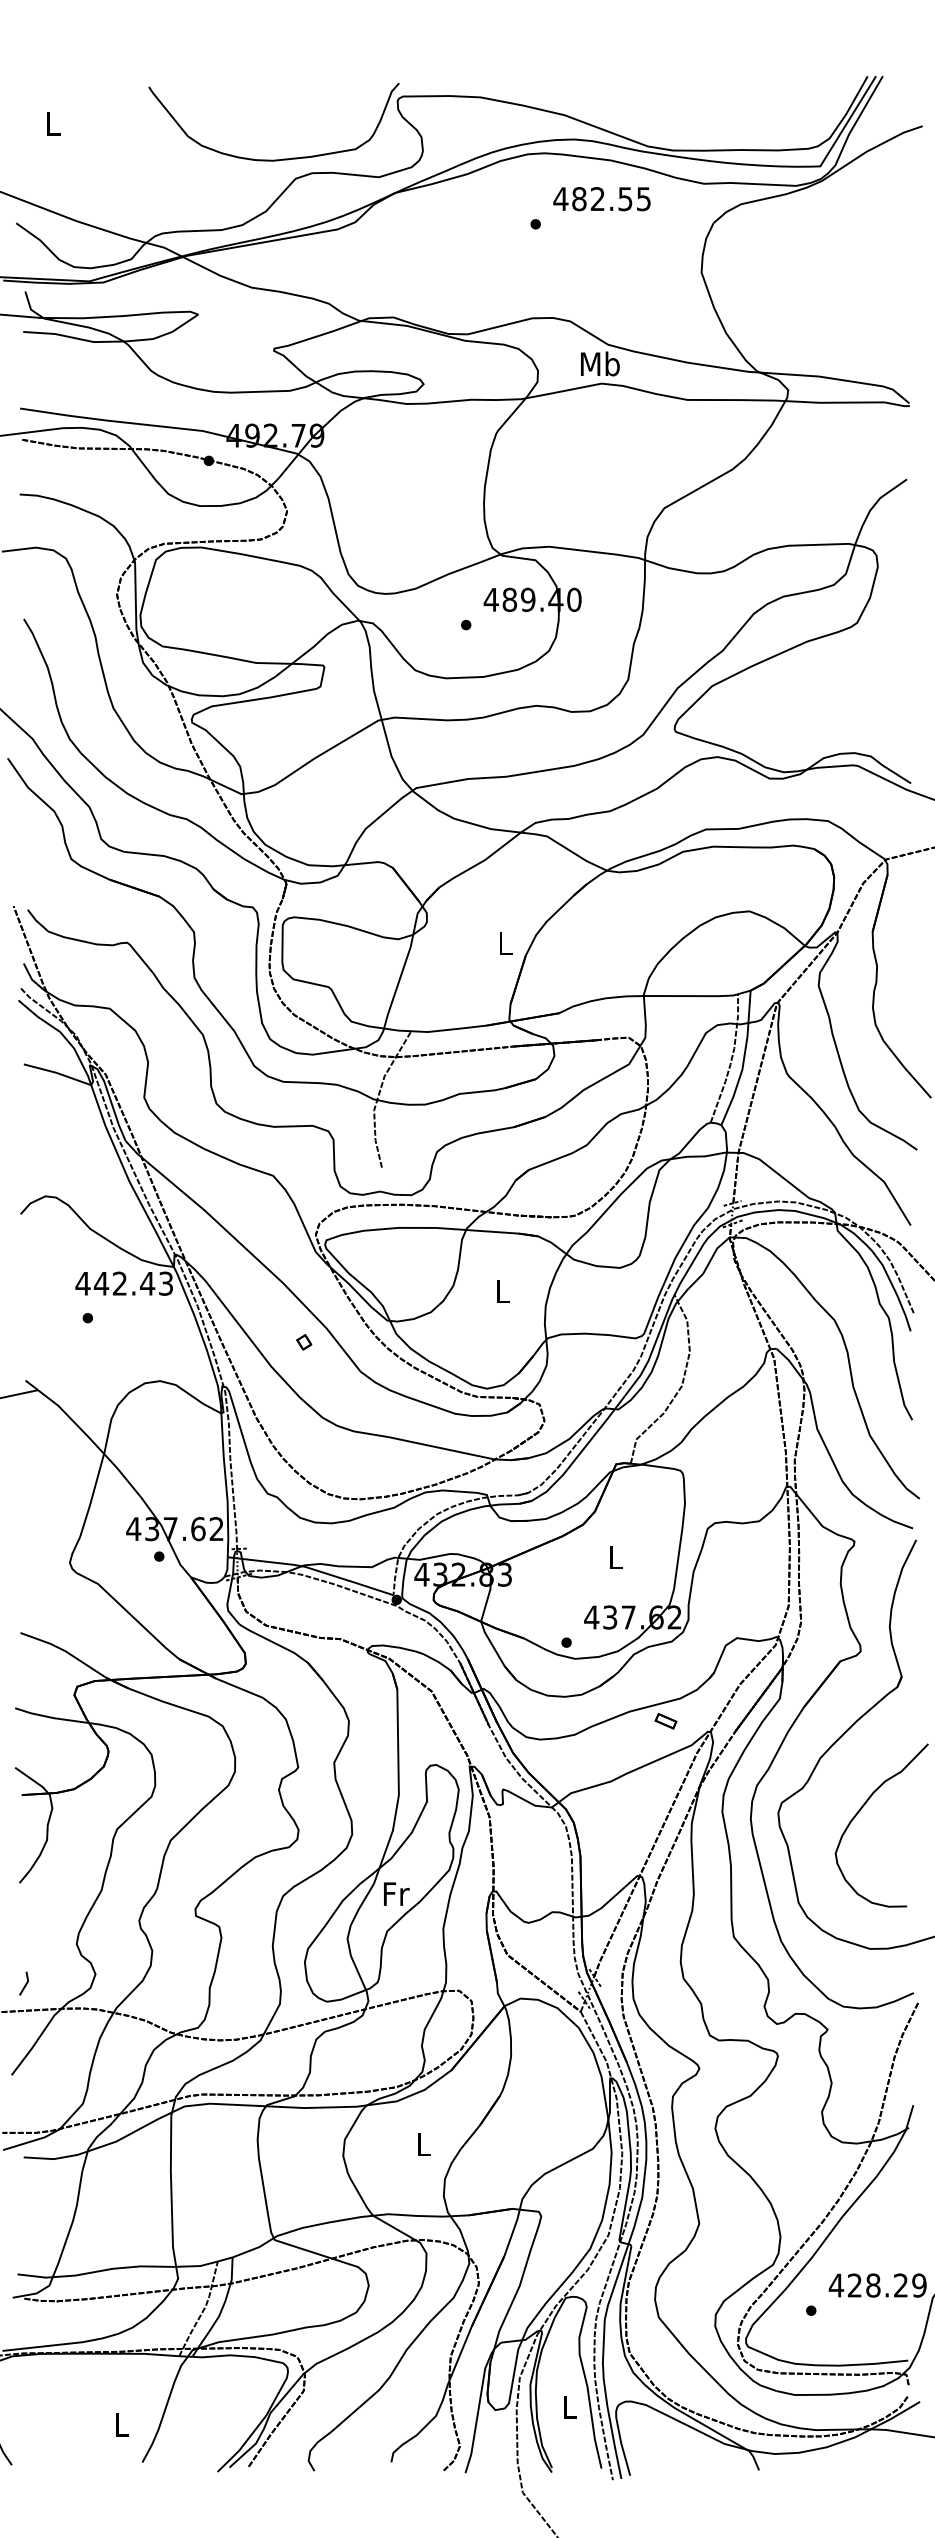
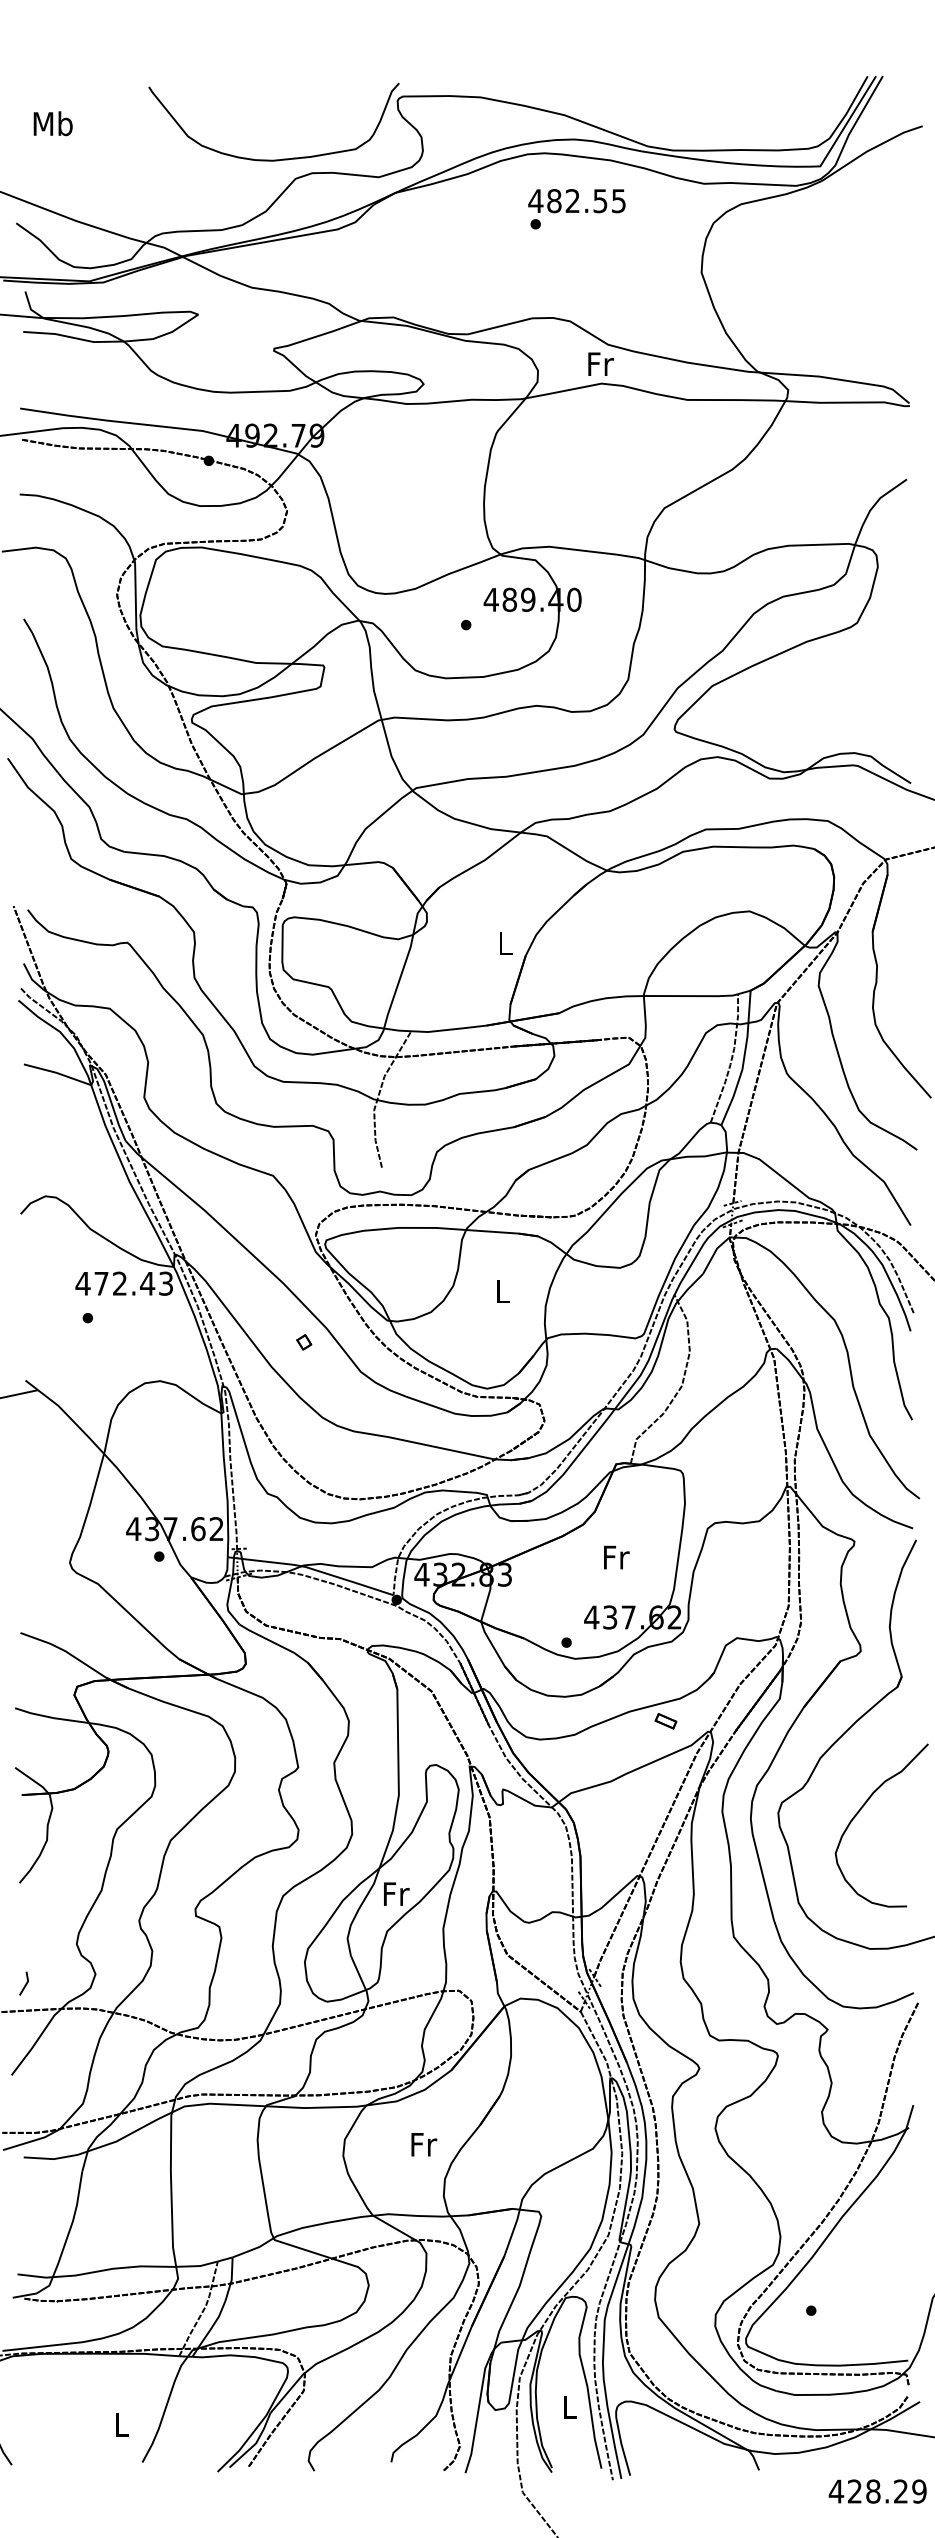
text: L -> Mb (52, 123)
text position: (601, 199) -> (576, 201) (576, 201)
text: Mb -> Fr (600, 363)
text: 442.43 -> 472.43 (101, 1283)
text: L -> Fr (616, 1557)
text: L -> Fr (424, 2144)
text position: (877, 2285) -> (877, 2491) (877, 2491)
